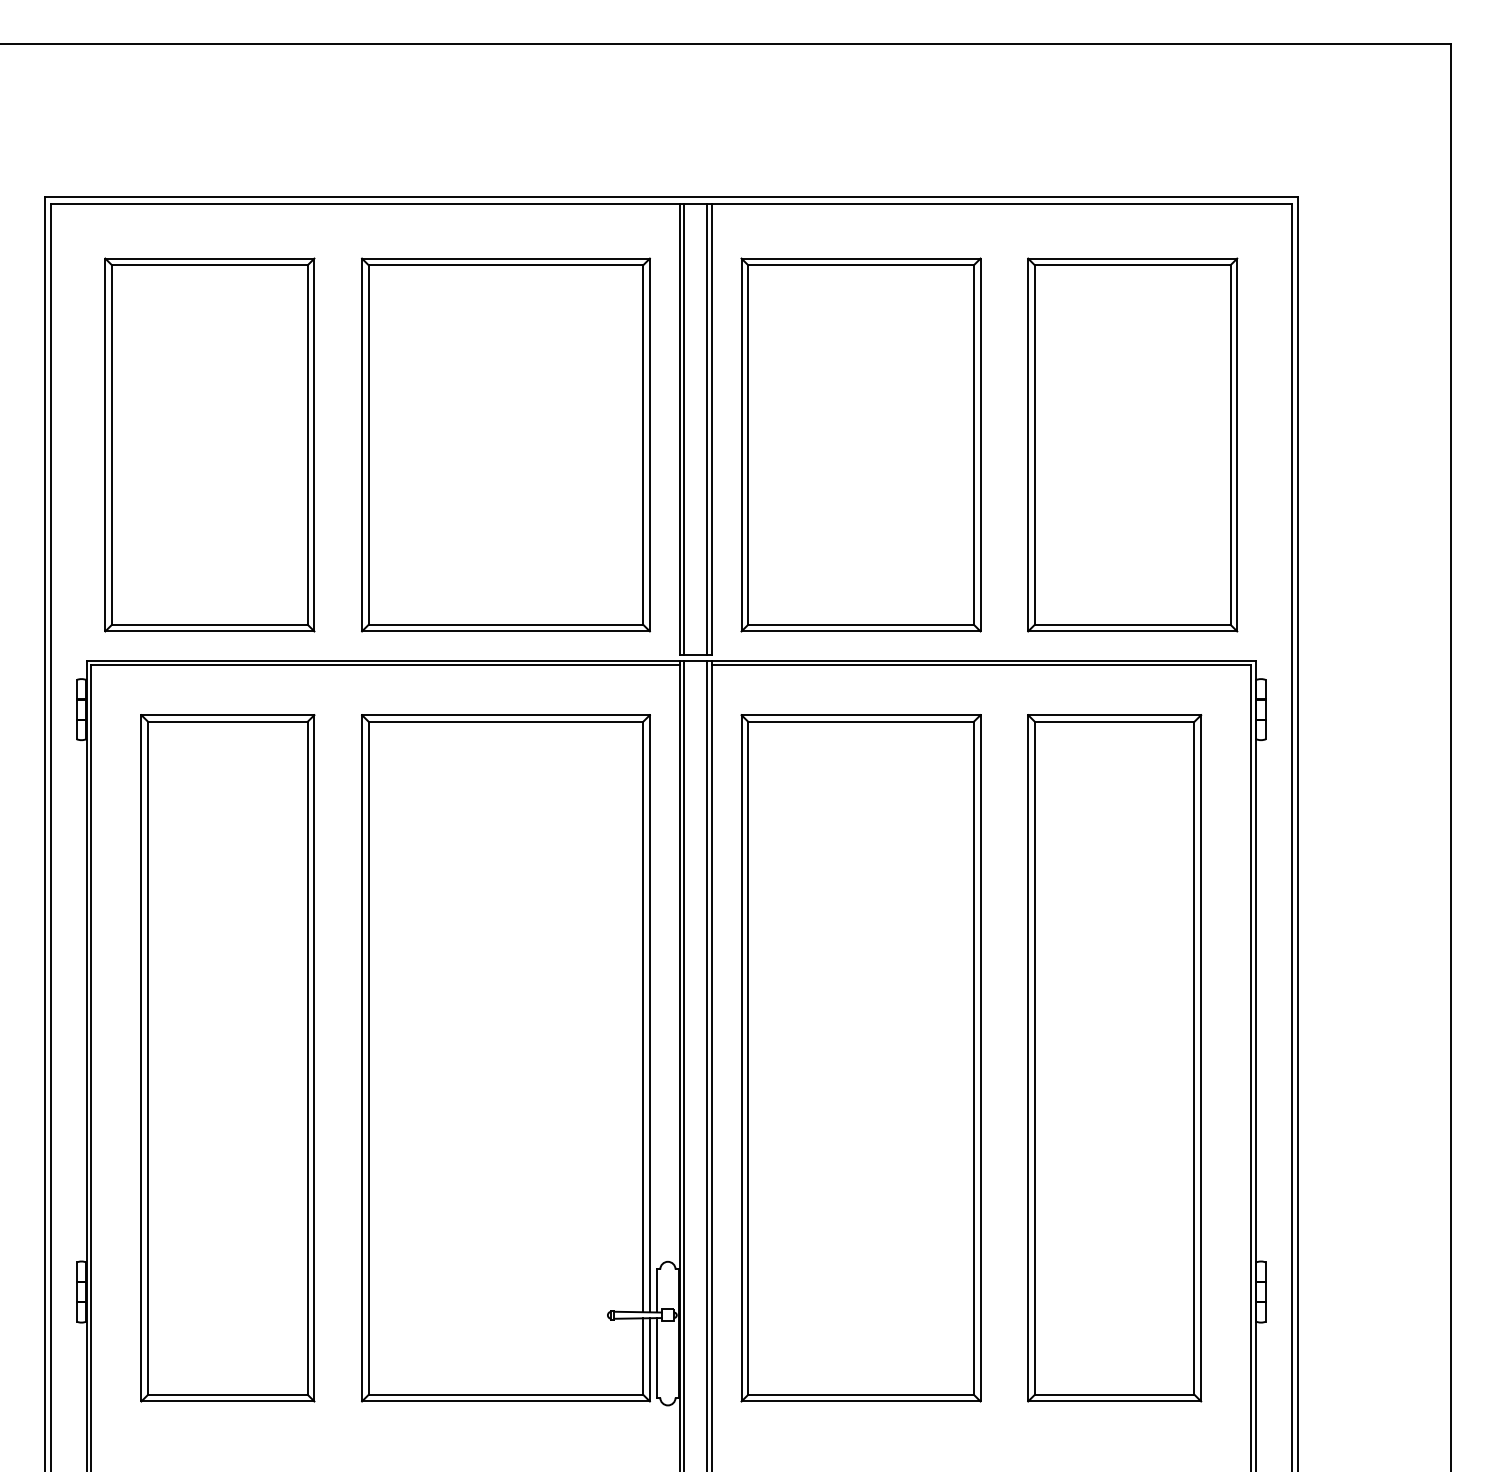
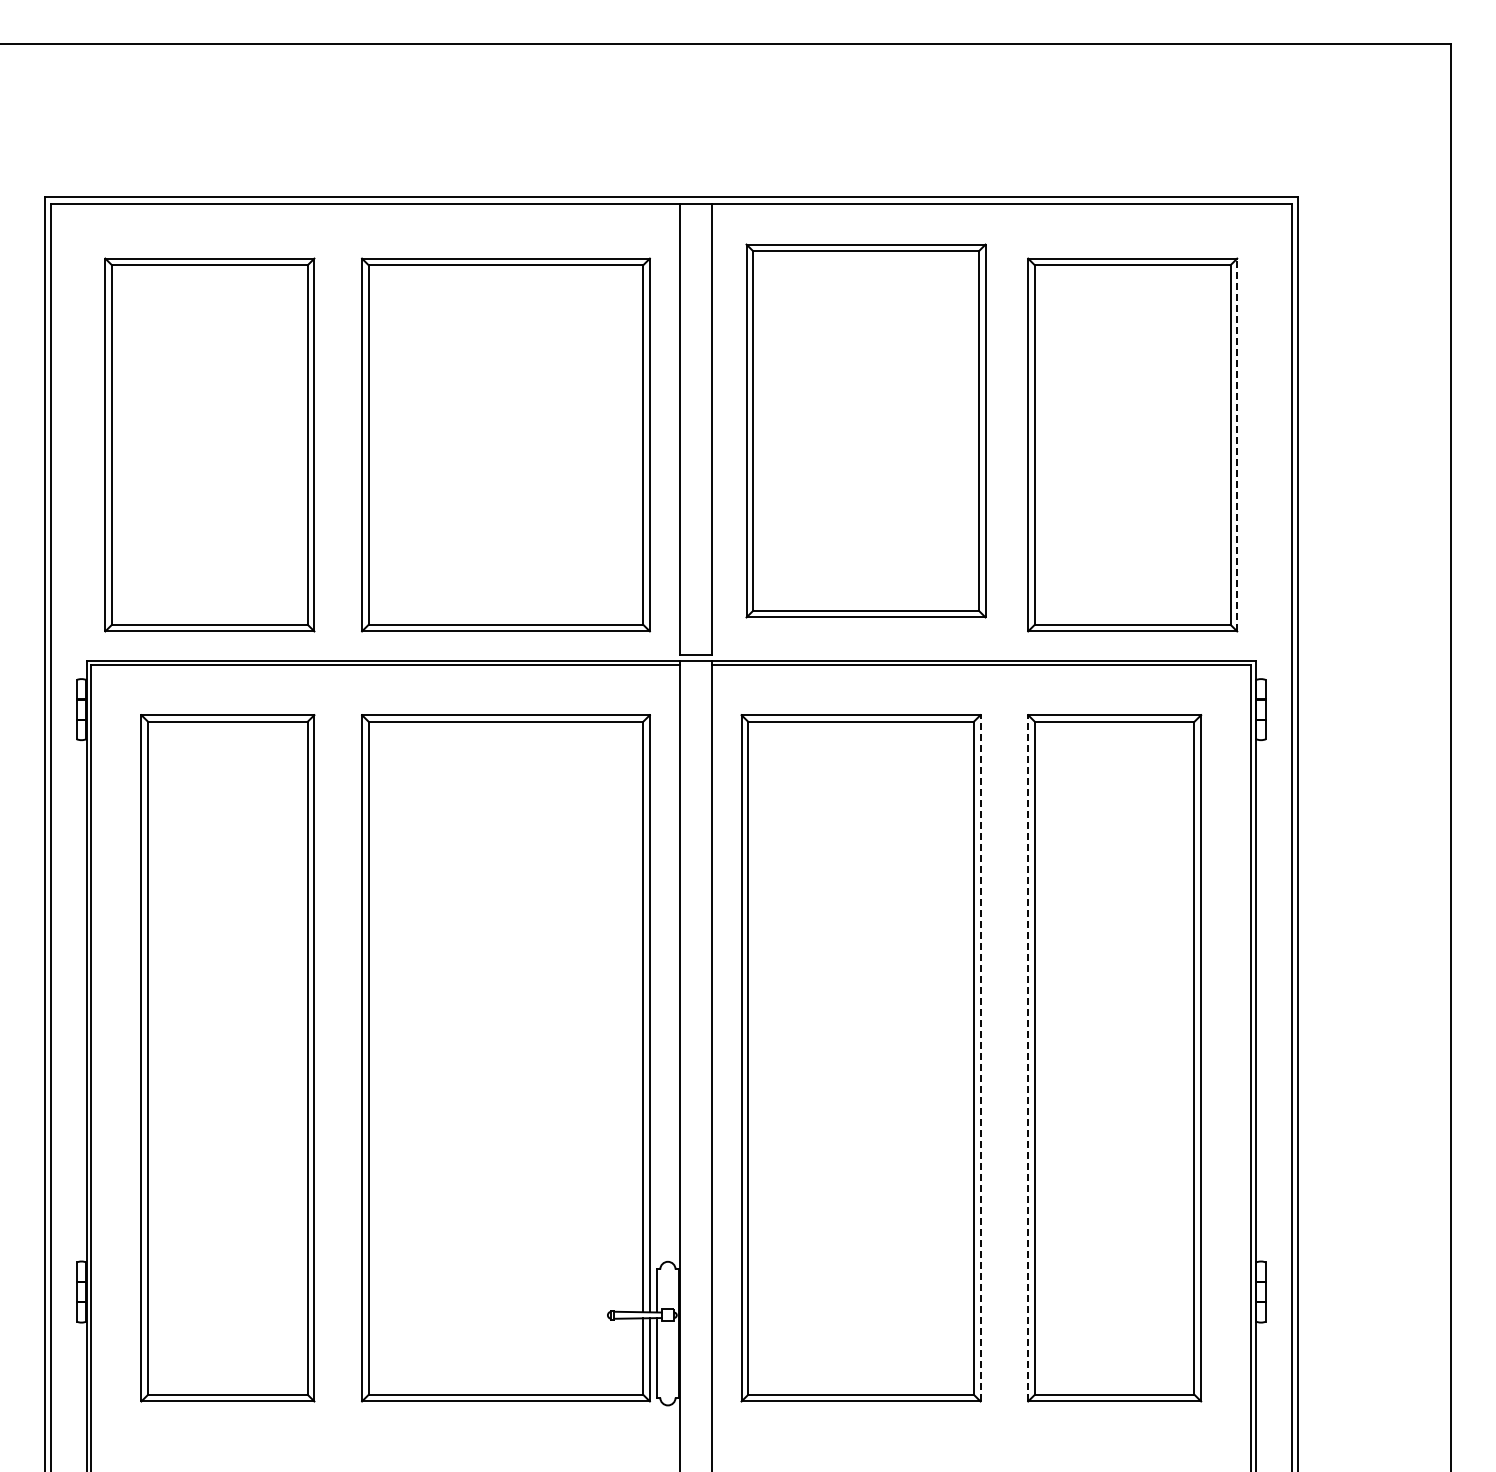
line: present -> none (684, 429)
line: present -> none (707, 429)
part position: (860, 444) -> (865, 430) (865, 430)
line: solid -> dashed (1237, 444)
line: solid -> dashed (980, 1057)
line: solid -> dashed (1028, 1057)
line: present -> none (684, 1064)
line: present -> none (707, 1064)
